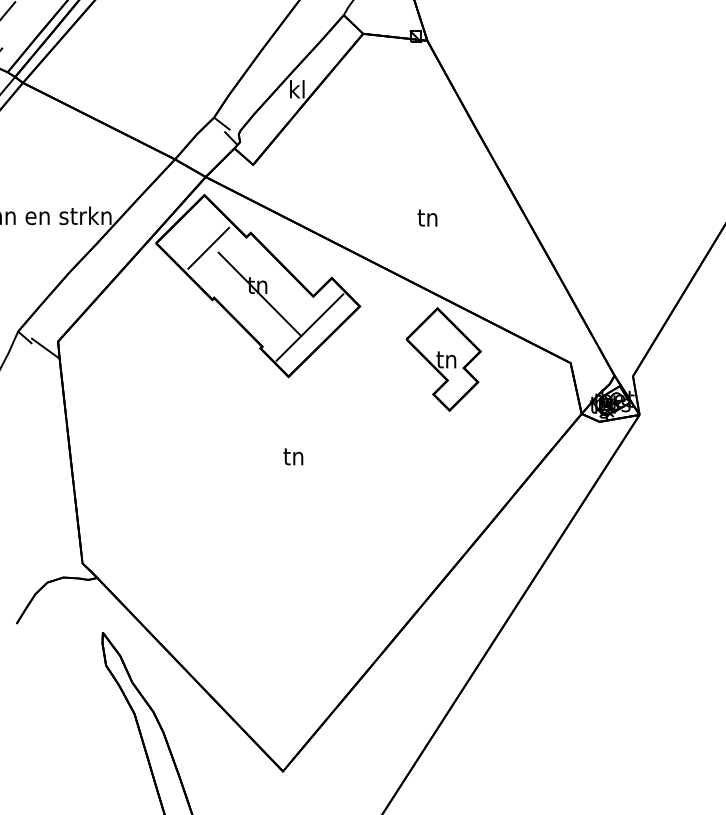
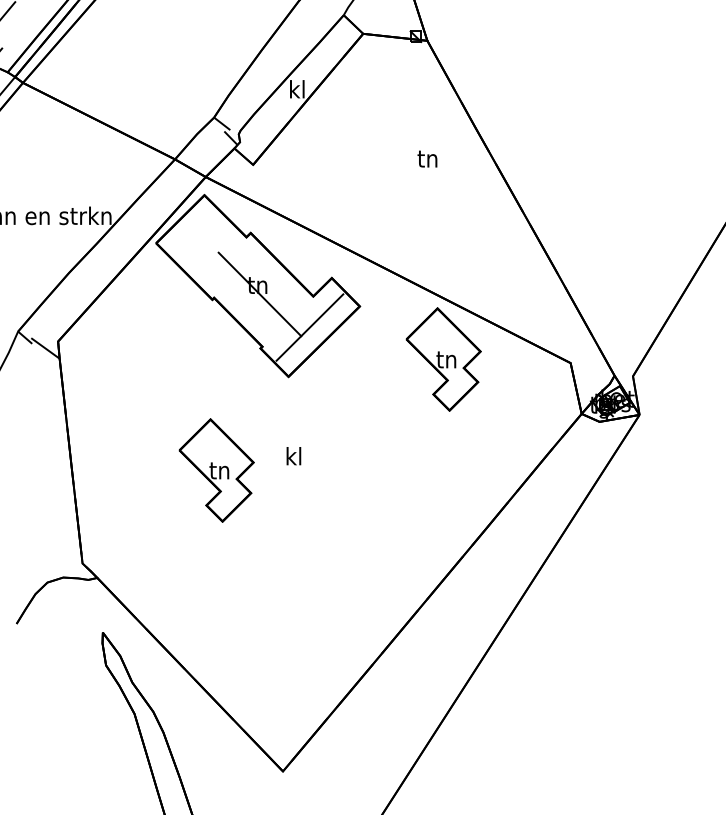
text position: (427, 217) -> (427, 158) (427, 158)
line: present -> none (208, 247)
text: tn -> kl (293, 456)
part: none -> present (216, 470)
